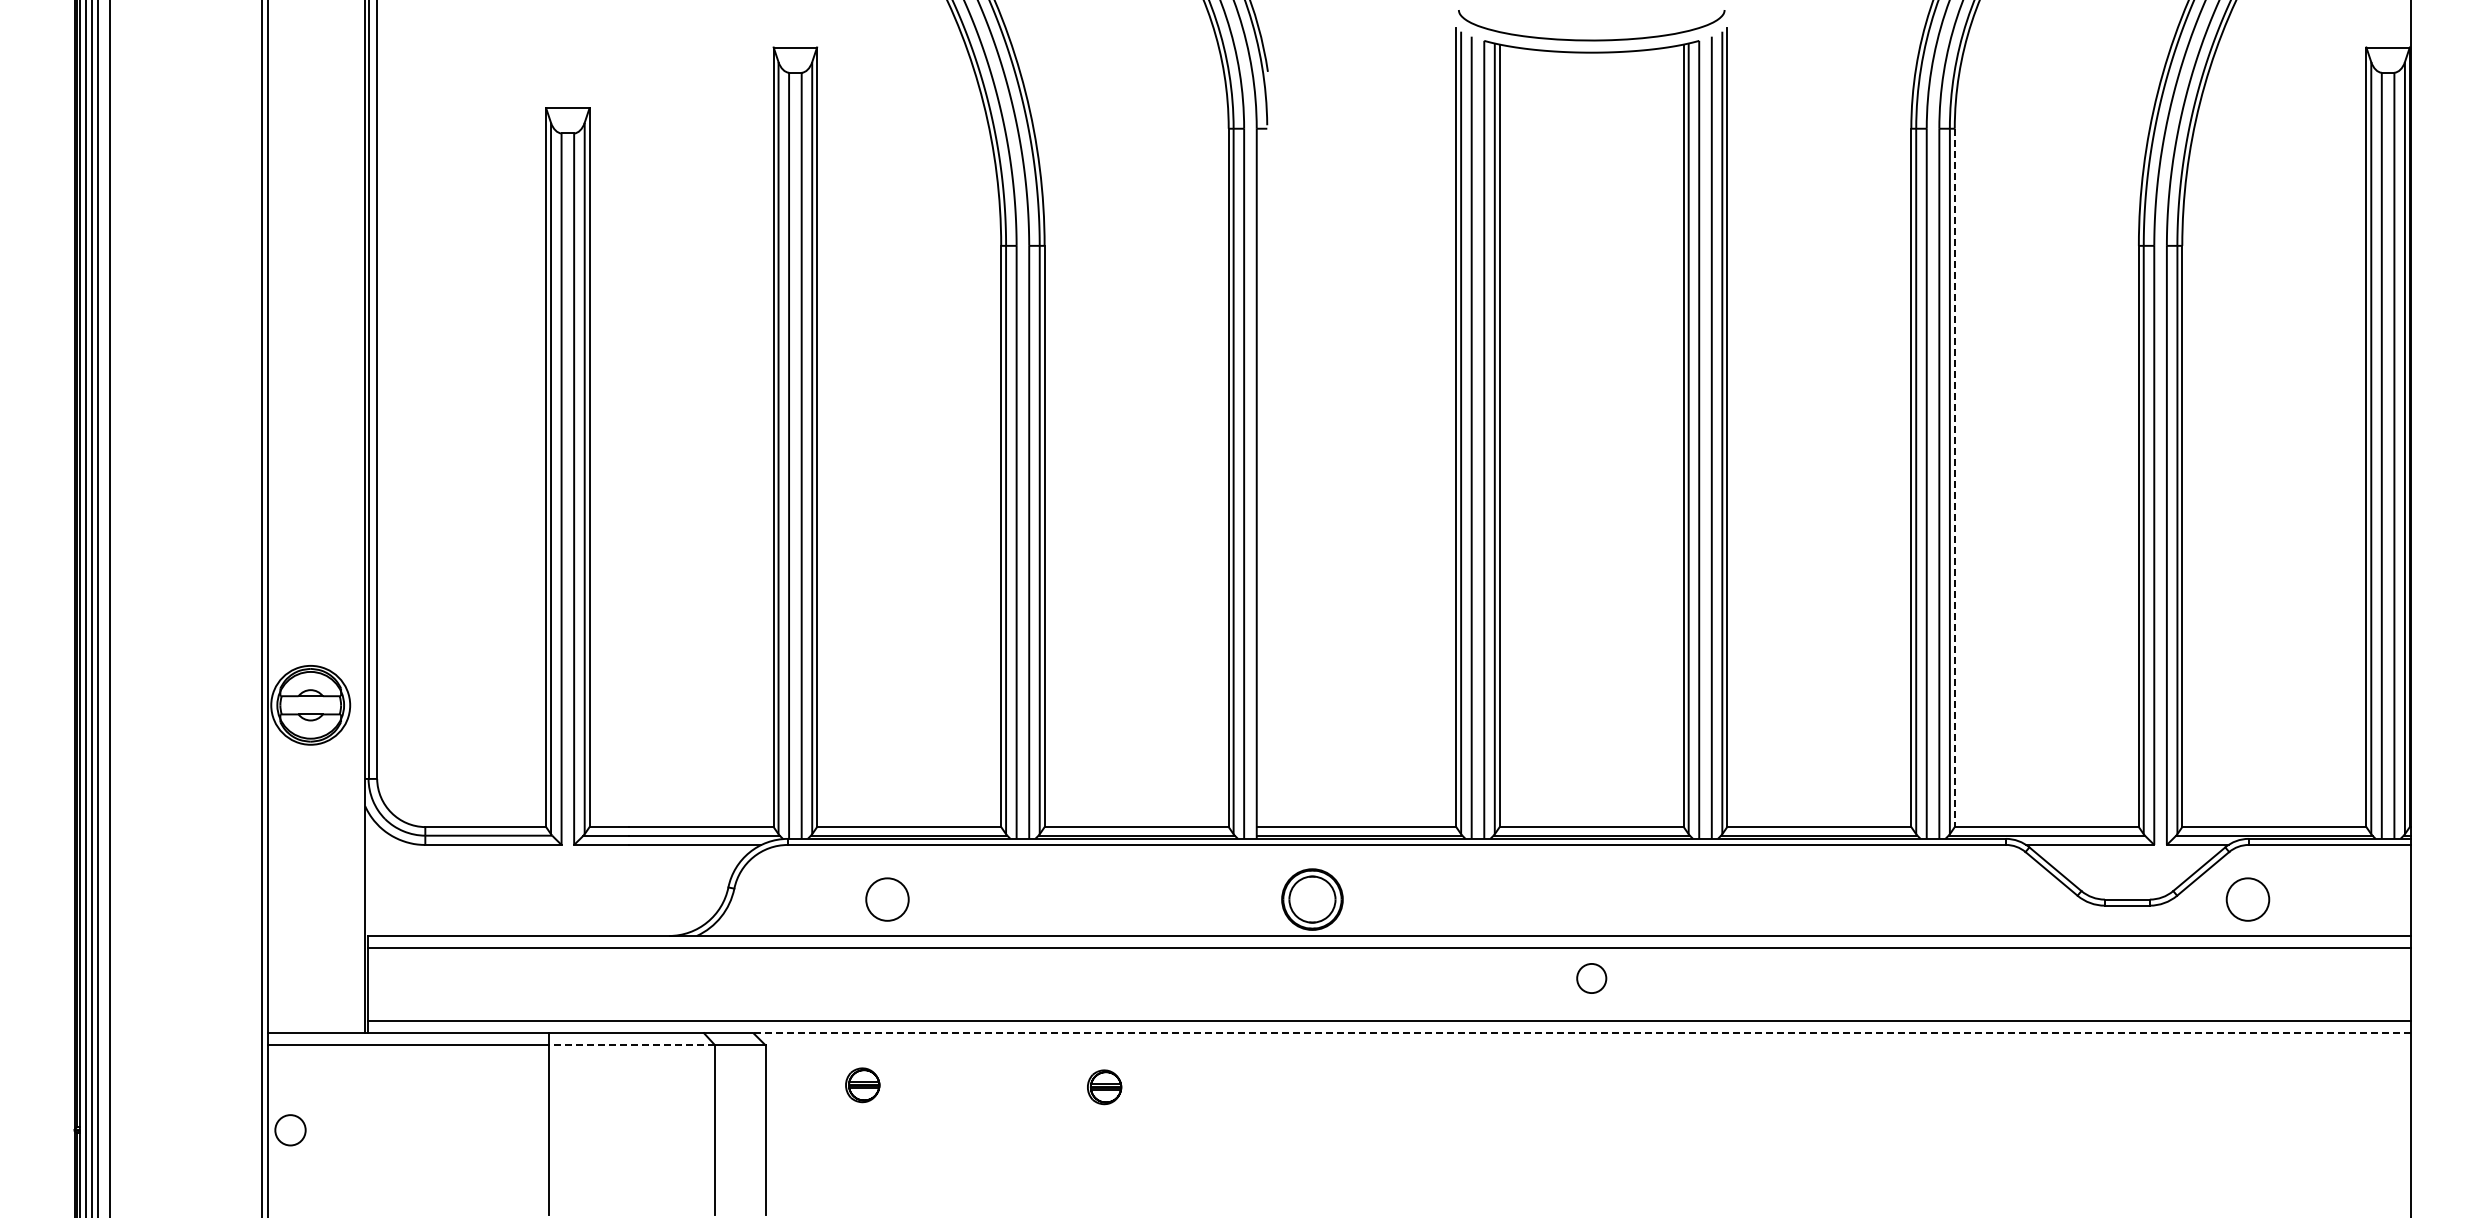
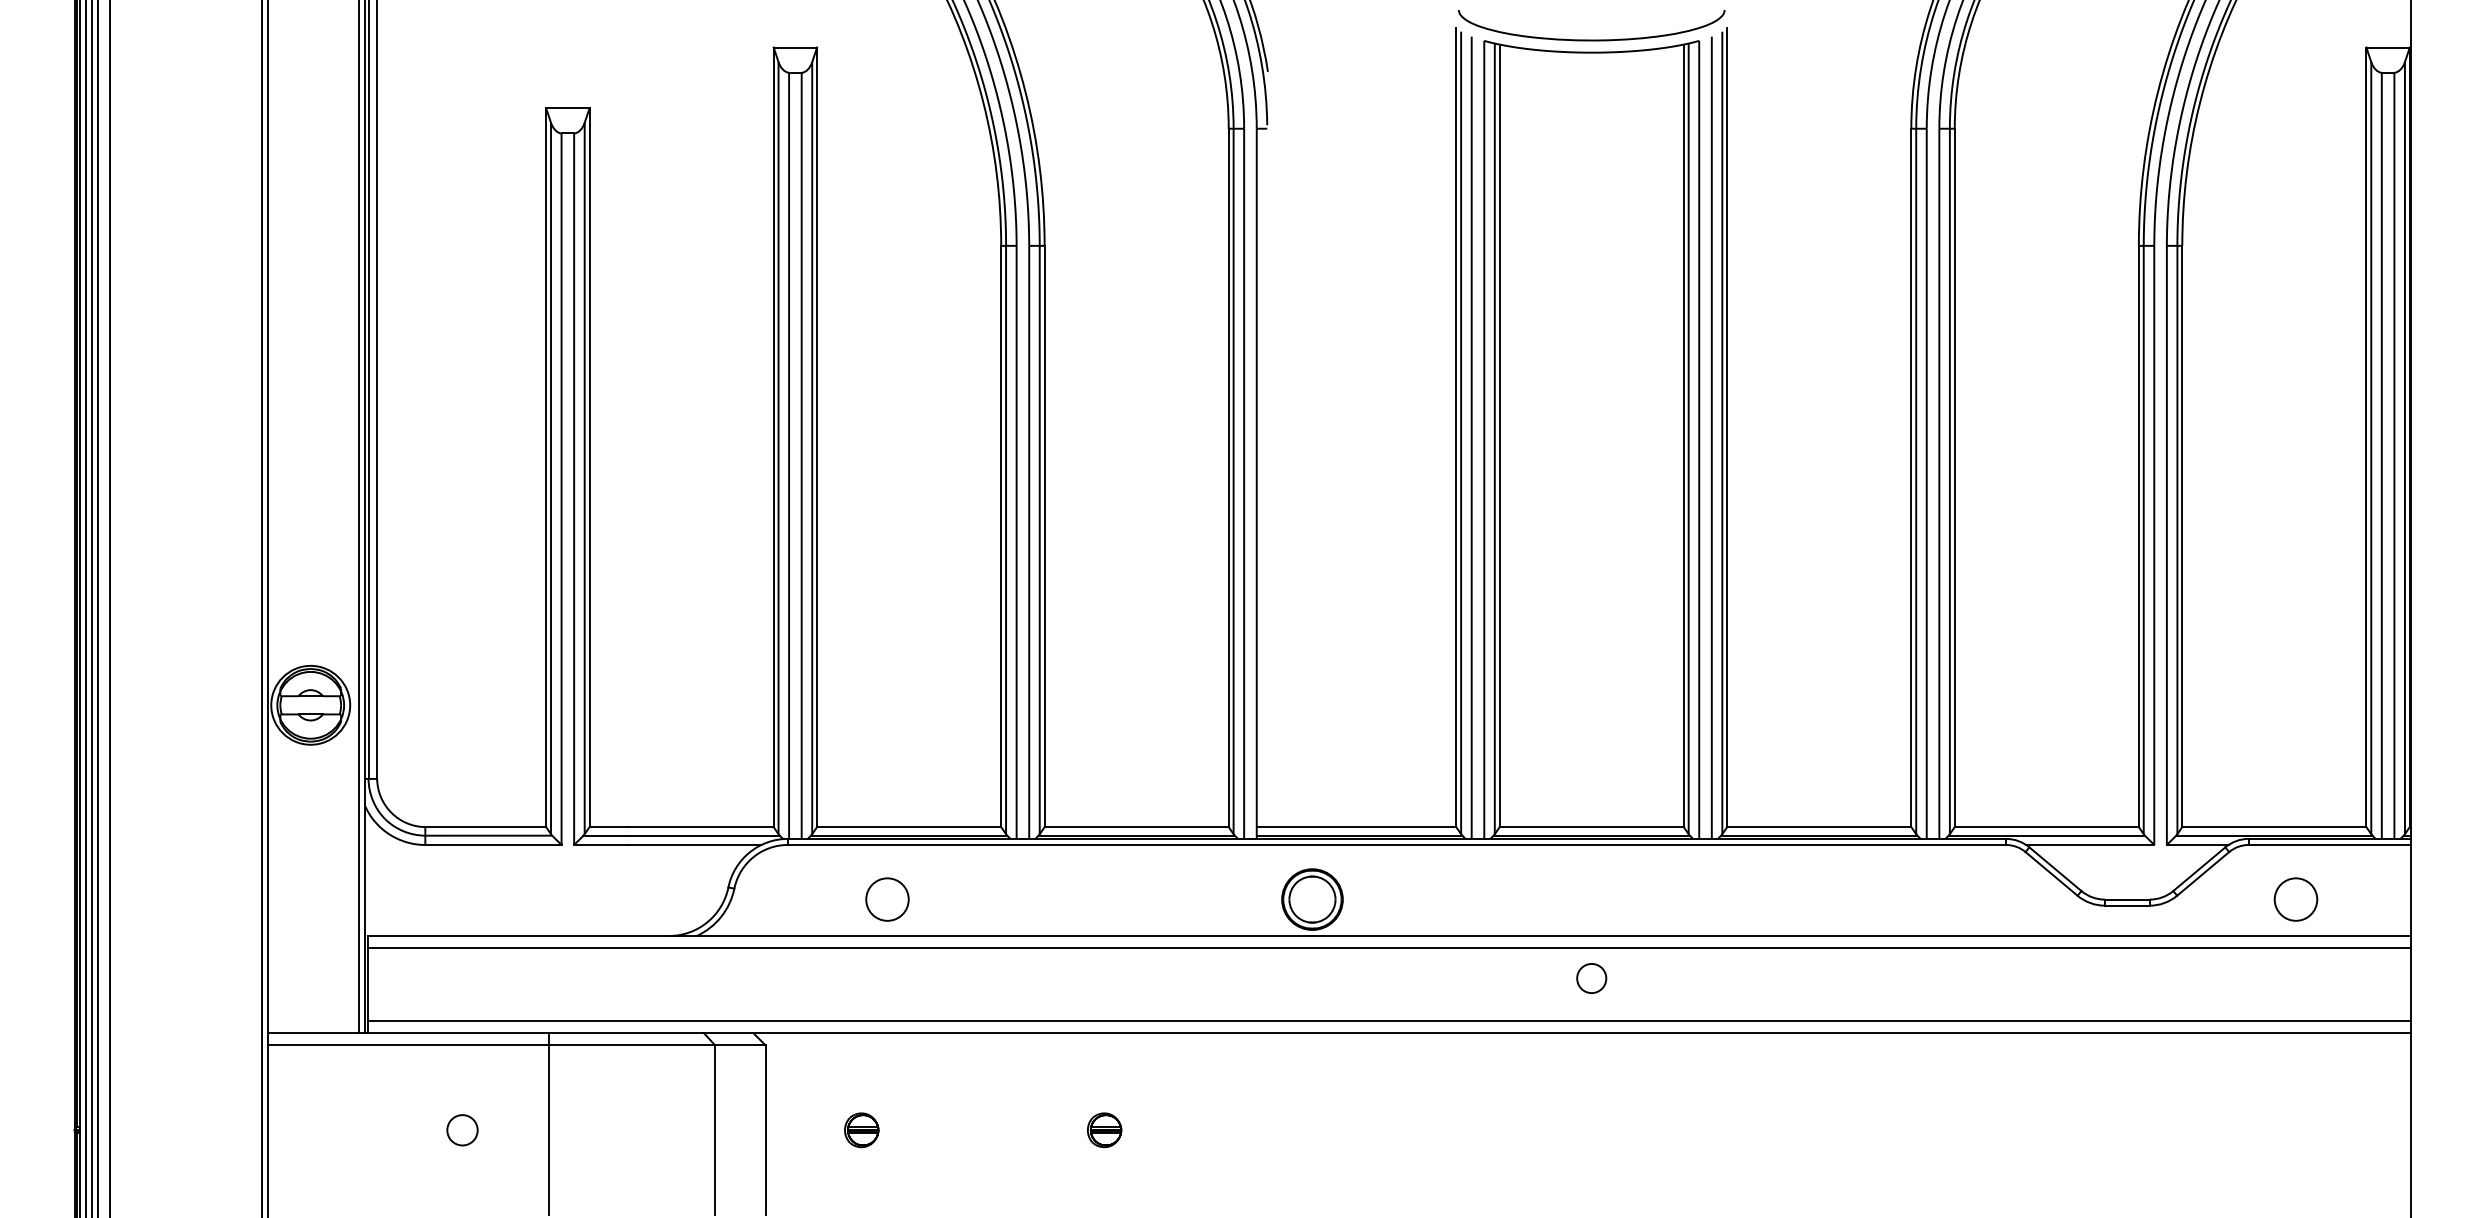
line: dashed -> solid (1954, 478)
line: none -> present (359, 517)
circle position: (2247, 899) -> (2295, 899) (2295, 899)
line: dashed -> solid (1581, 1033)
line: dashed -> solid (631, 1045)
part position: (862, 1085) -> (861, 1130) (861, 1130)
part position: (1104, 1087) -> (1104, 1130) (1104, 1130)
circle position: (290, 1130) -> (462, 1130) (462, 1130)
